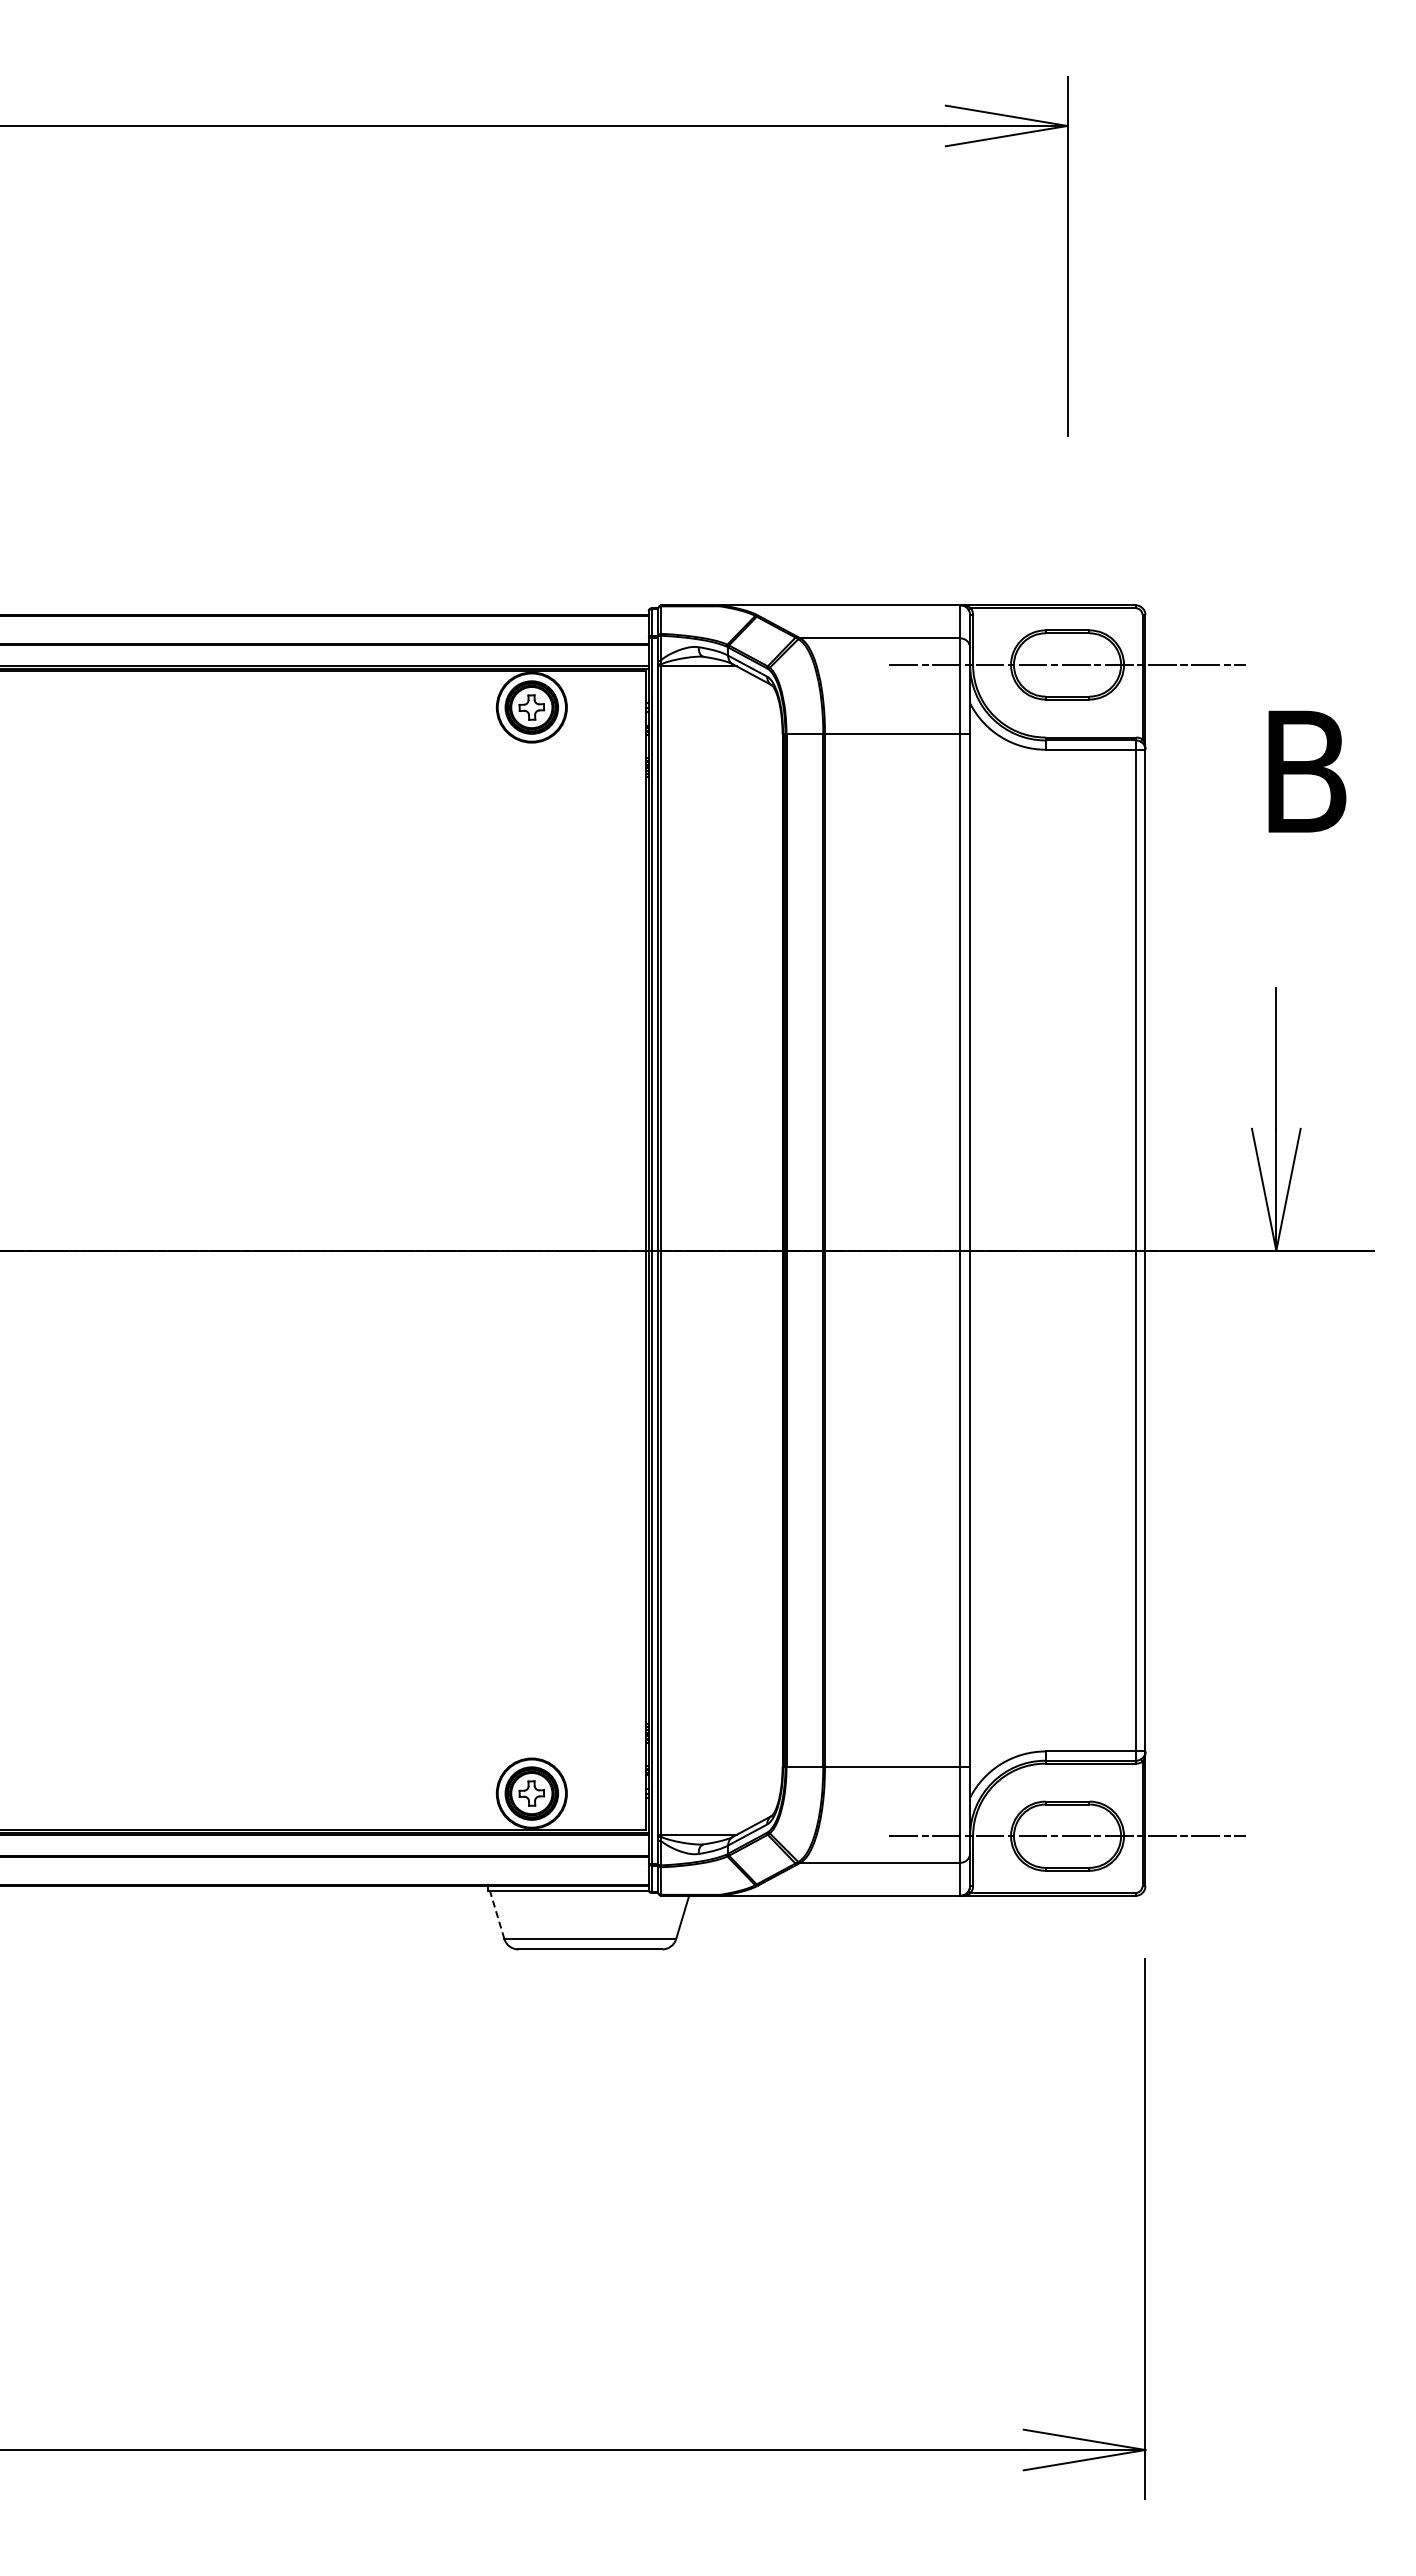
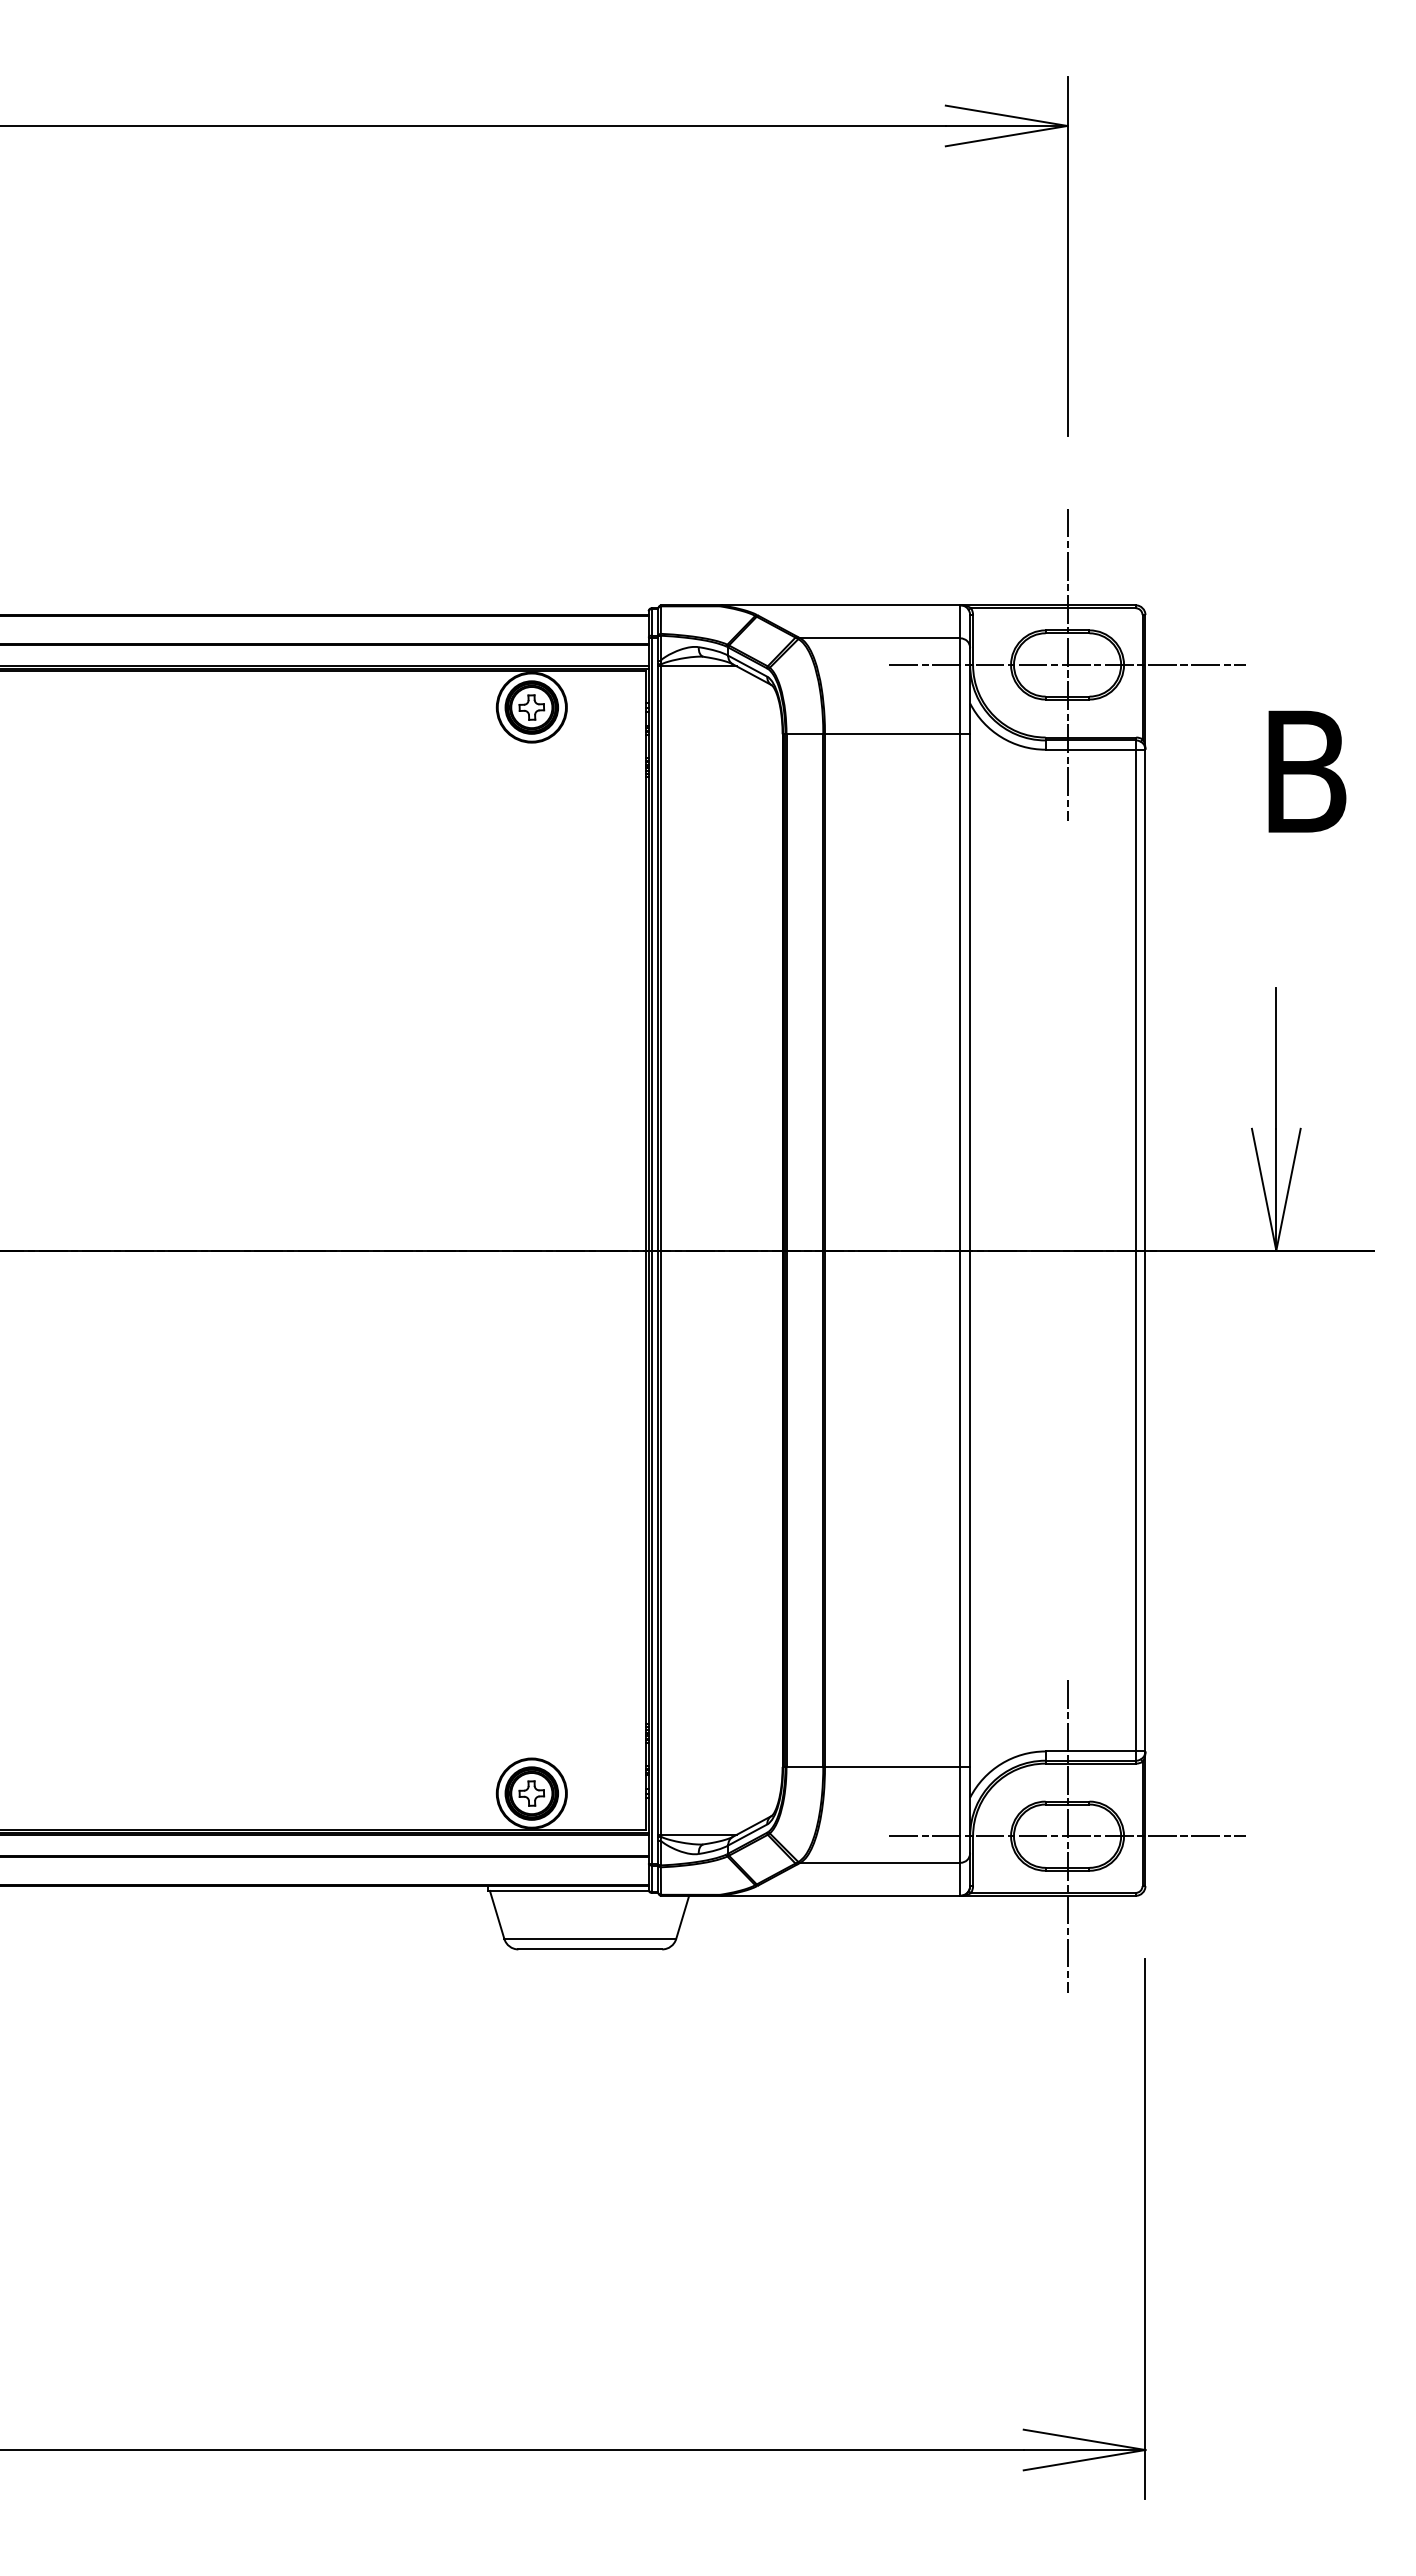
line: none -> present (1067, 664)
line: none -> present (1067, 1835)
line: dashed -> solid (497, 1914)
